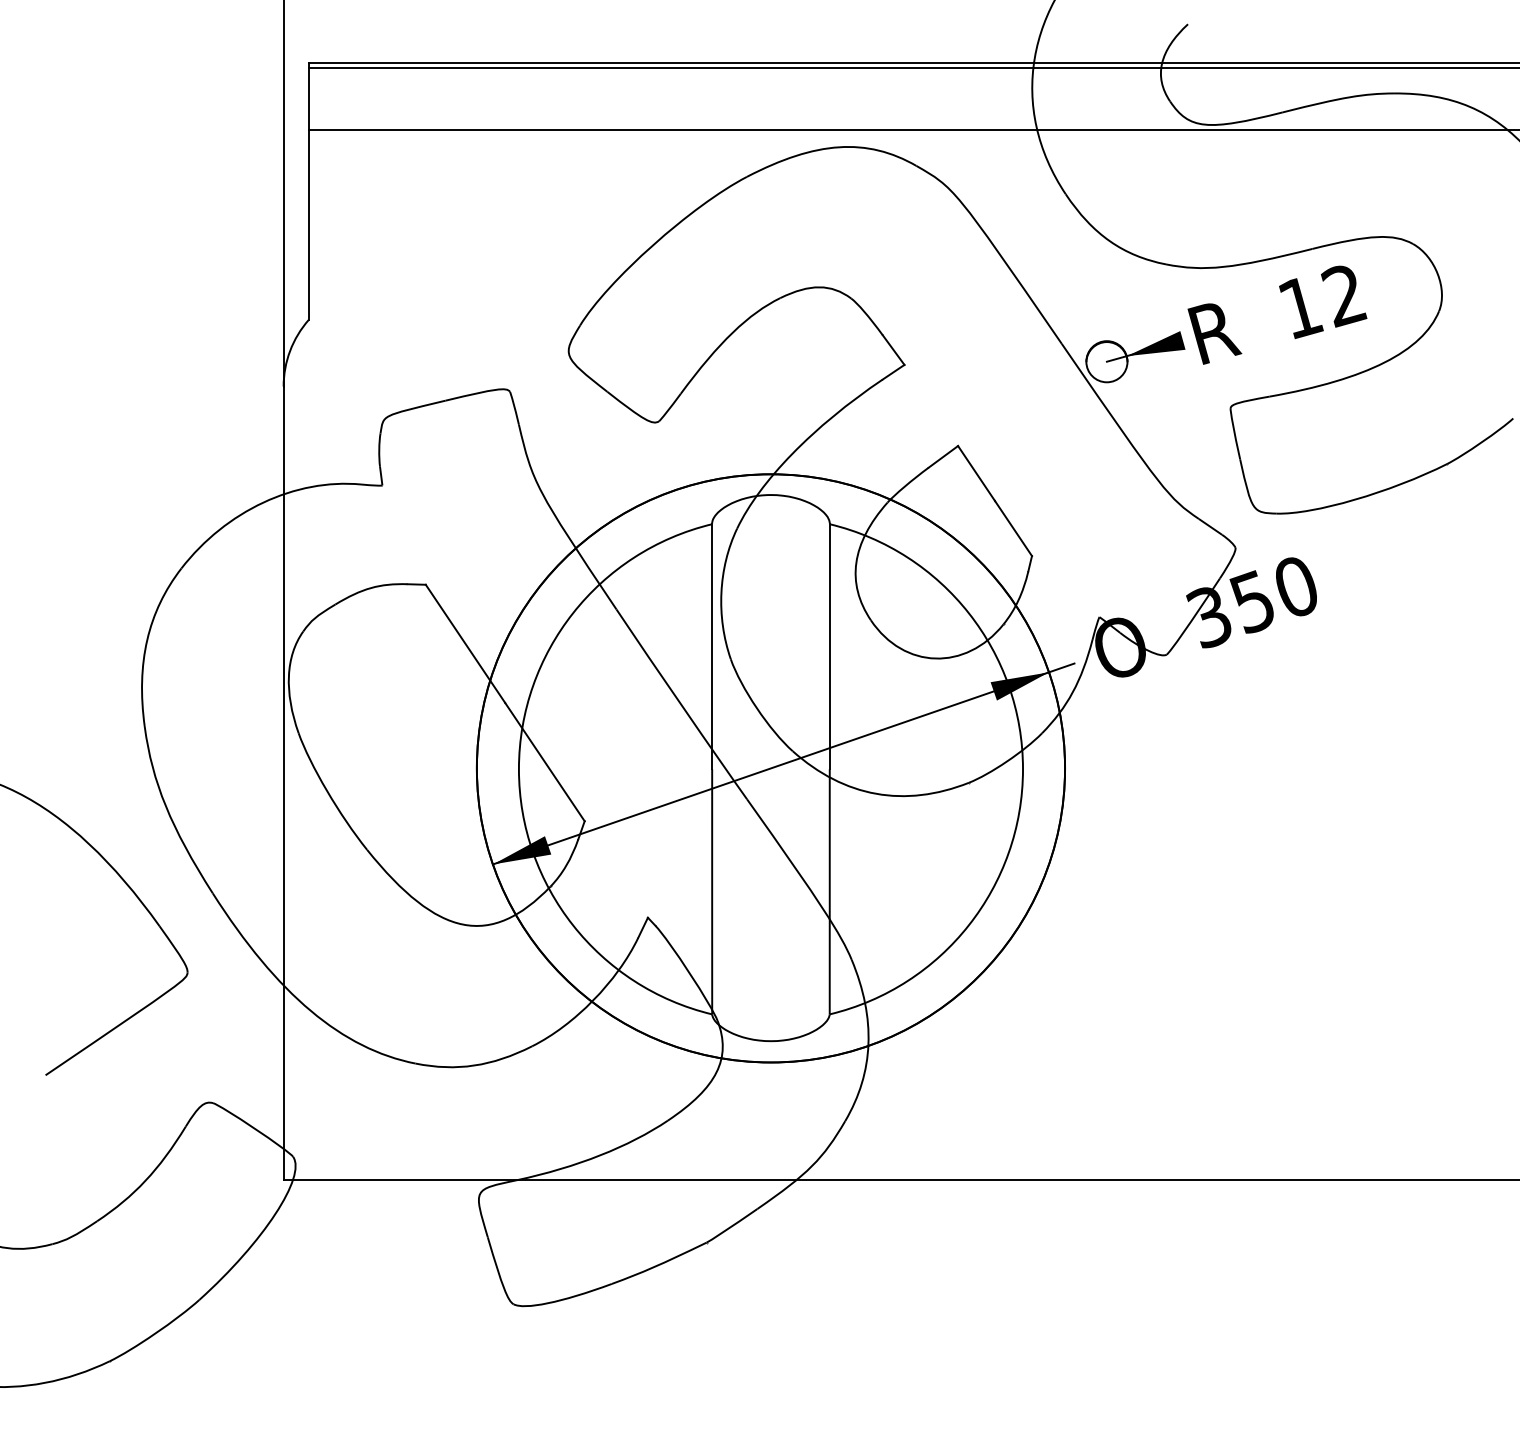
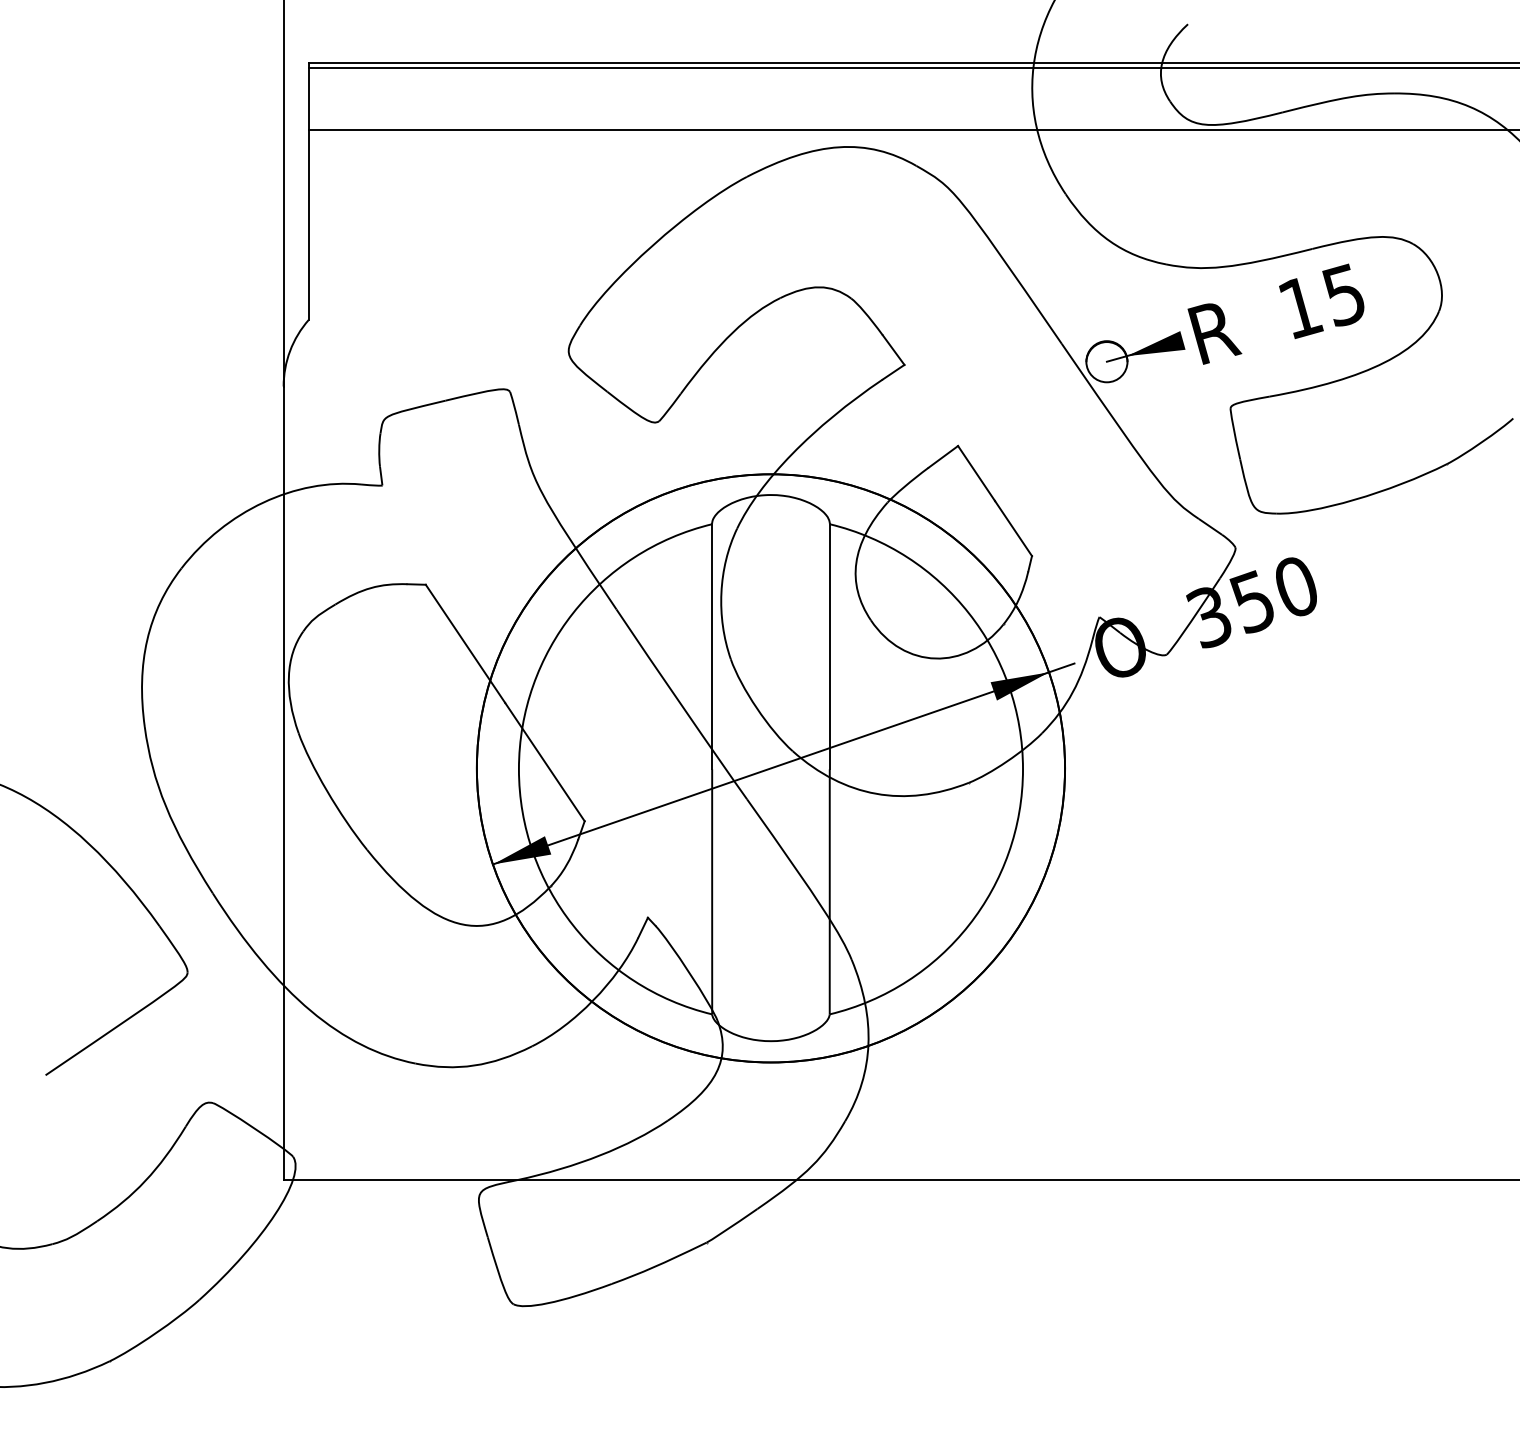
text: 12 -> 15 (1344, 295)
